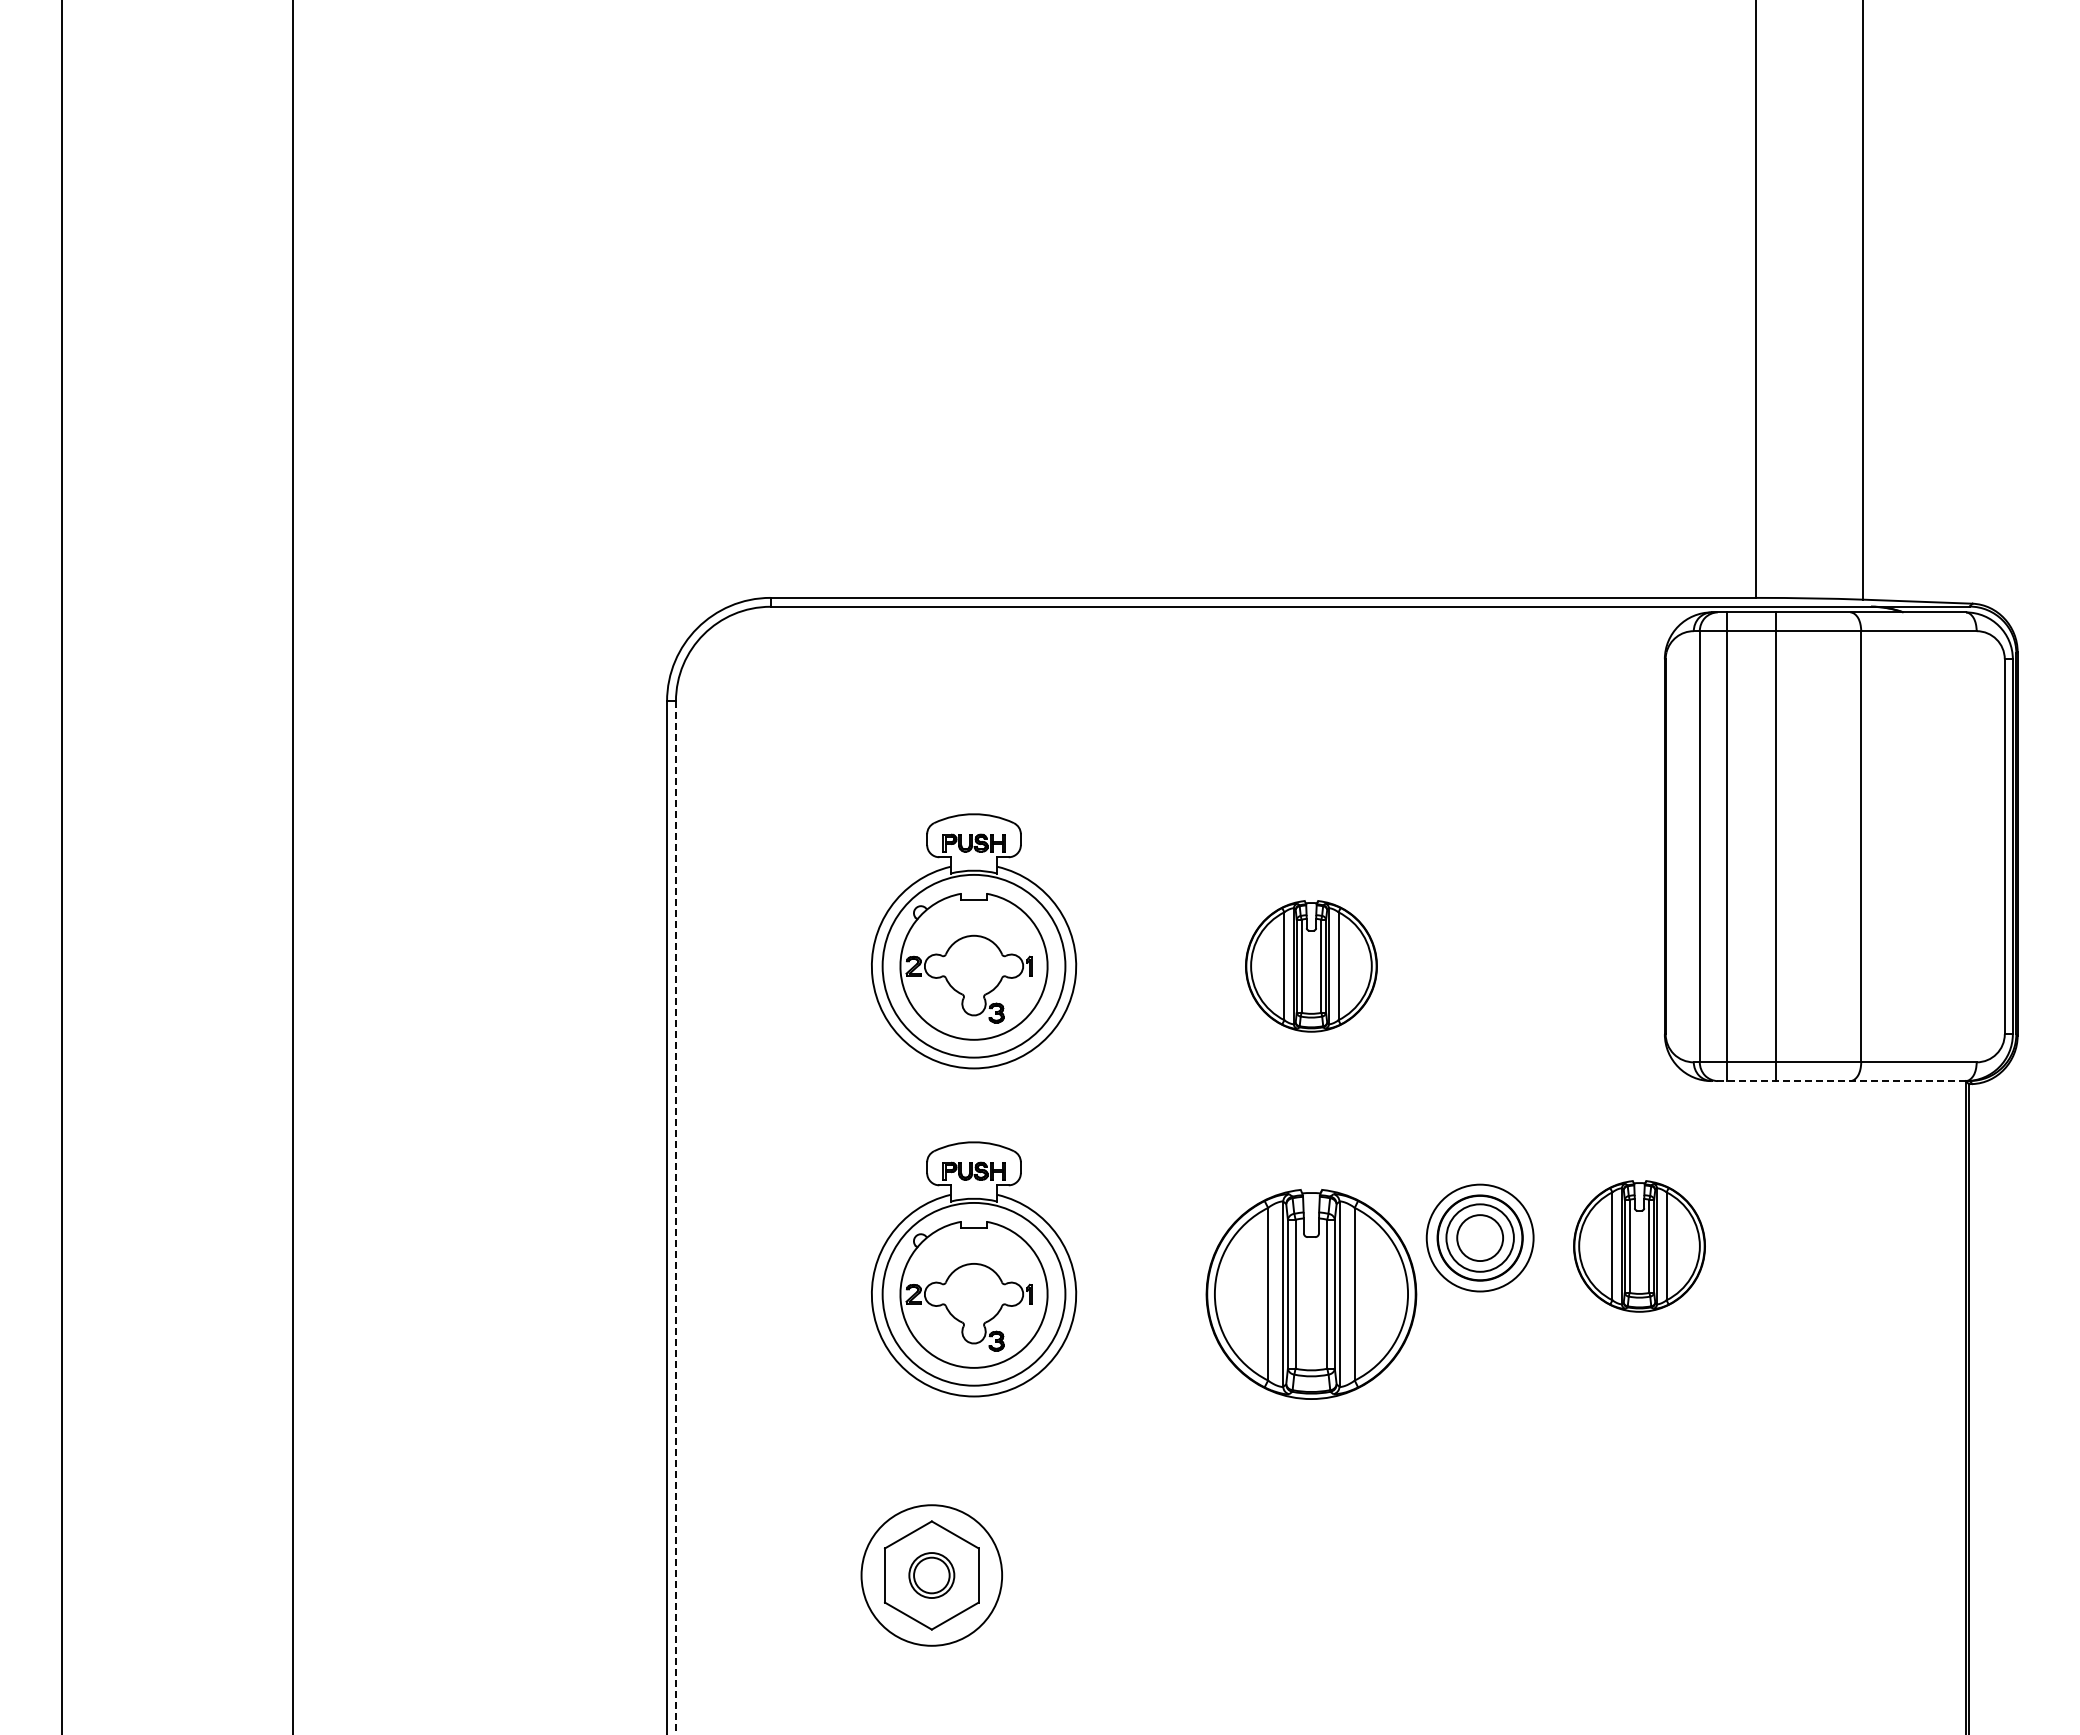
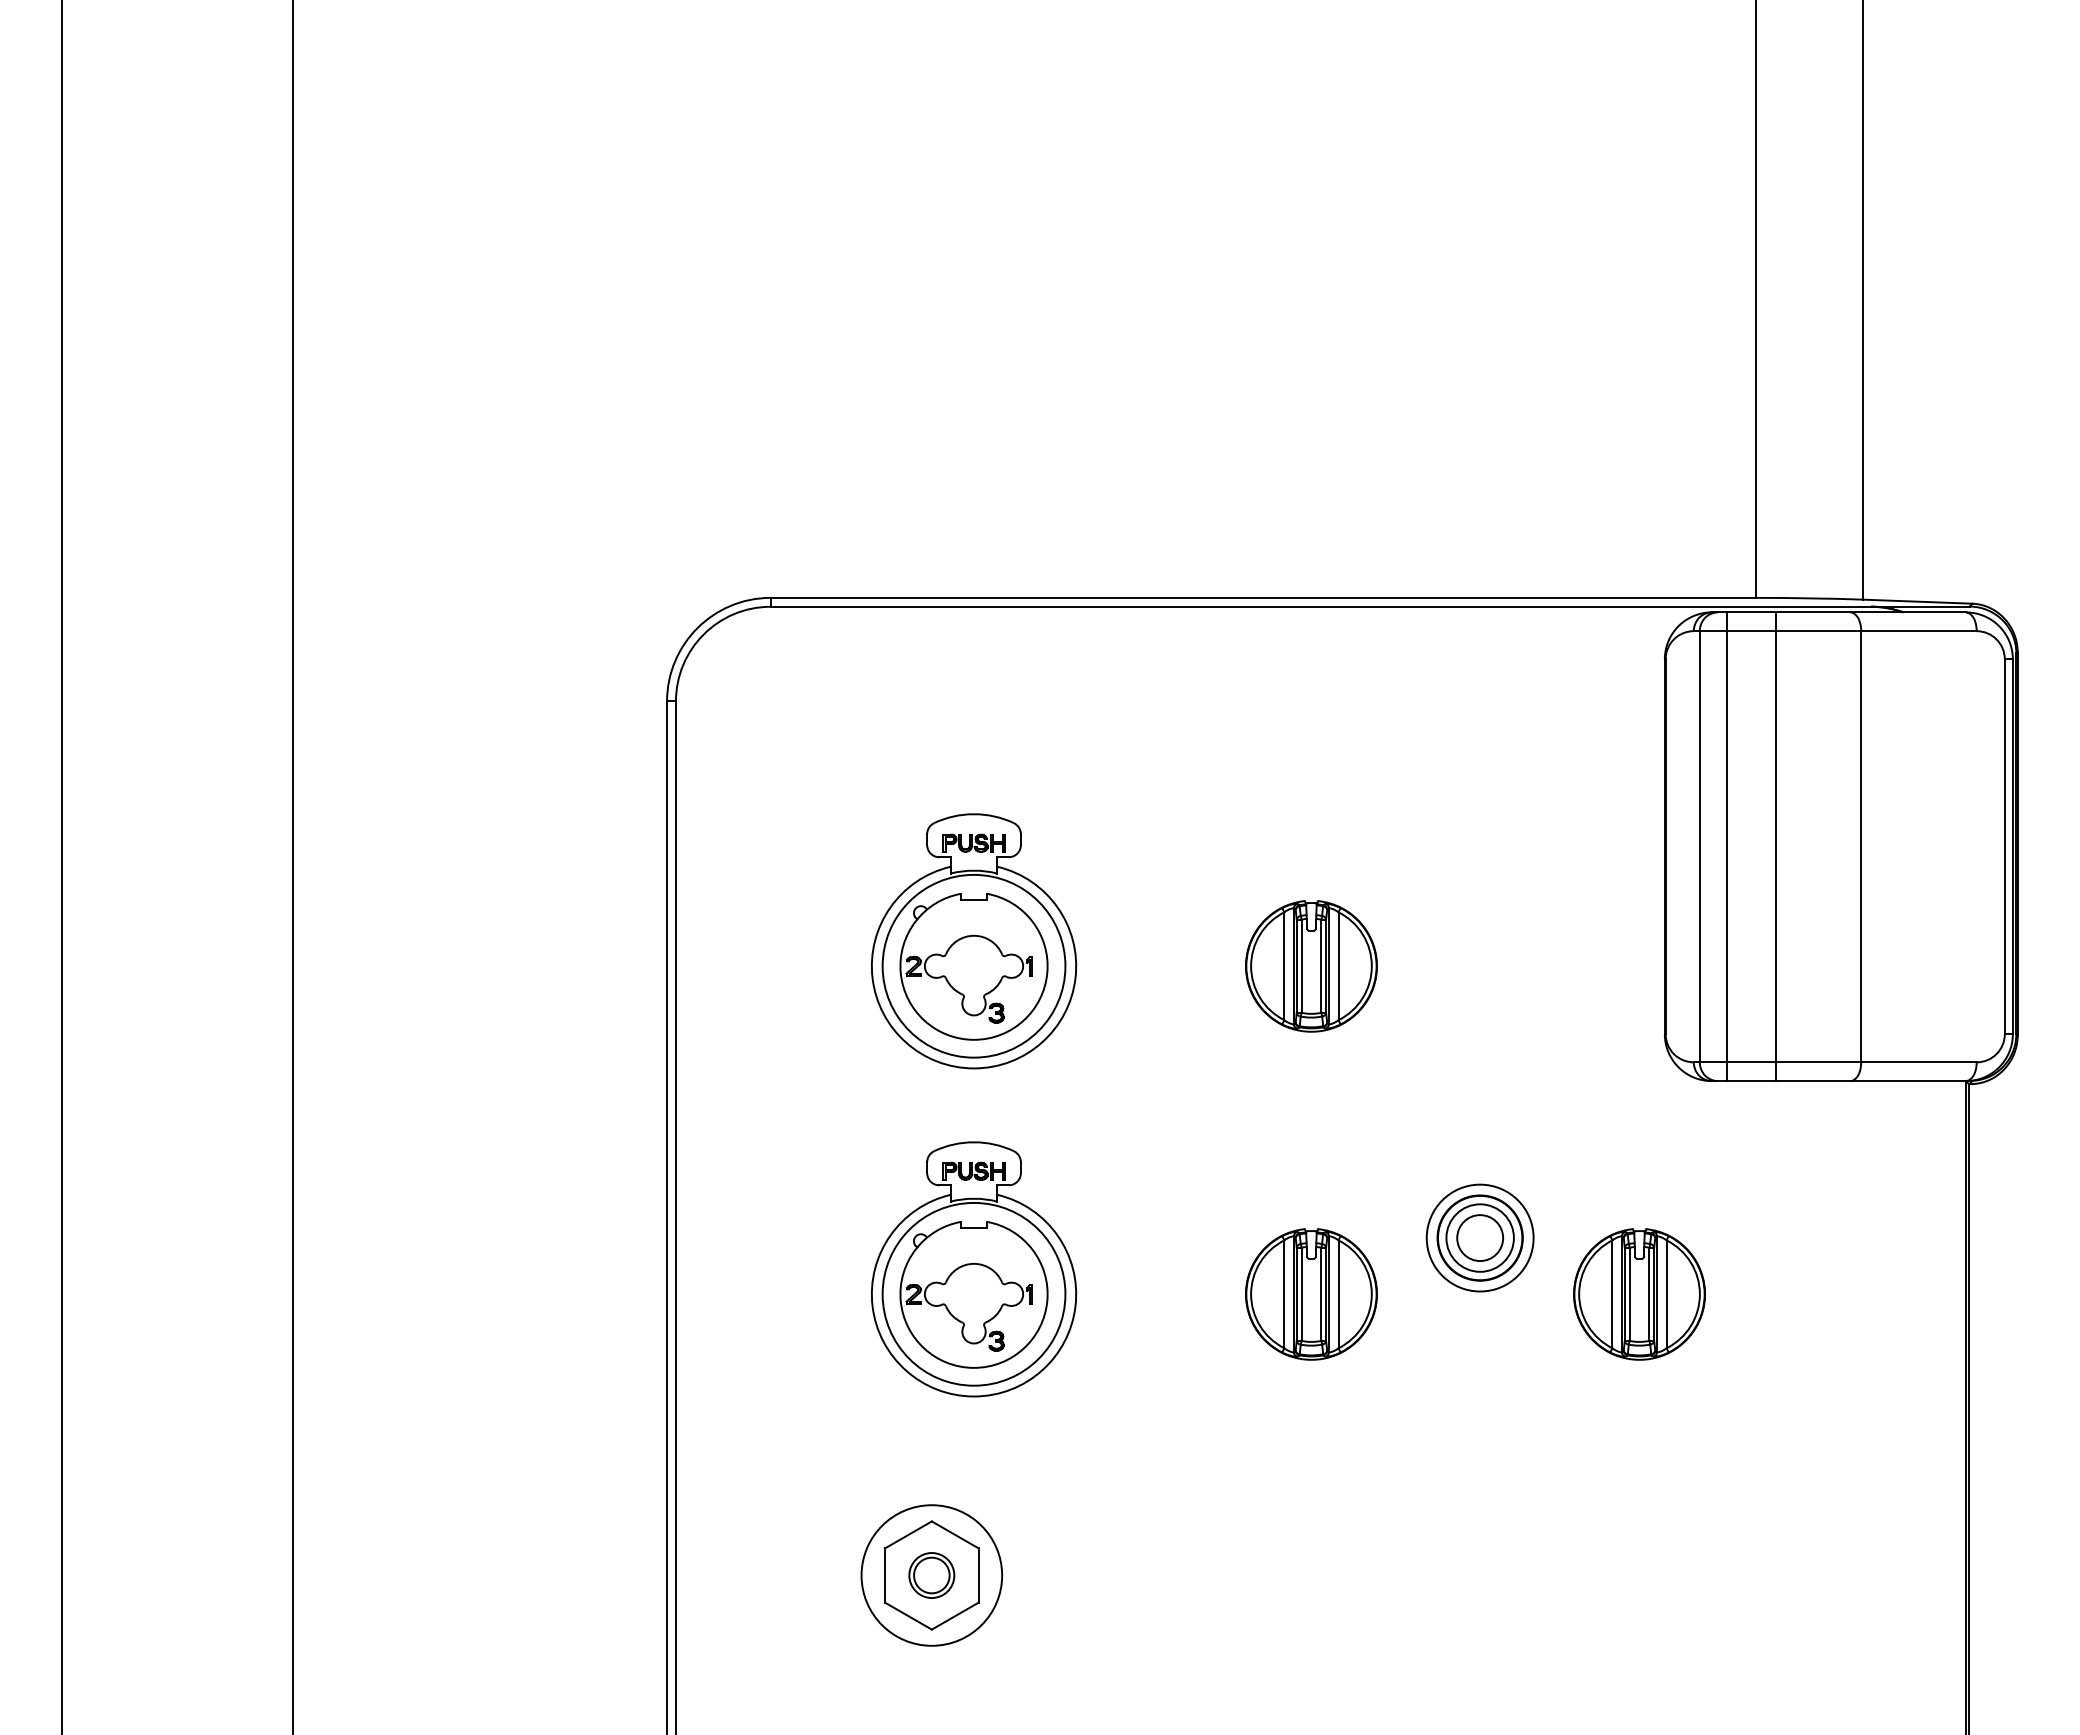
line: dashed -> solid (1838, 1081)
line: dashed -> solid (675, 1218)
part position: (1639, 1246) -> (1639, 1294) (1639, 1294)
part size: 213x211 px -> 133x133 px (1311, 1294)
